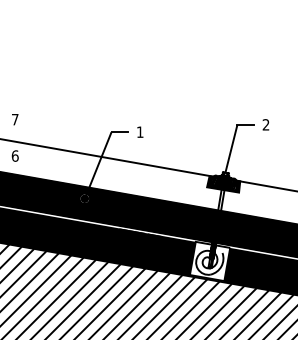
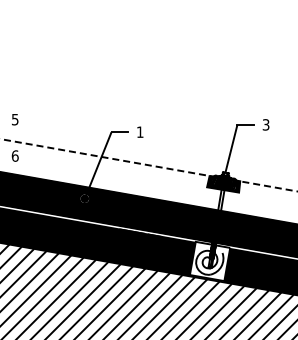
text: 7 -> 5 (15, 119)
text: 2 -> 3 (265, 125)
line: solid -> dashed (148, 165)
